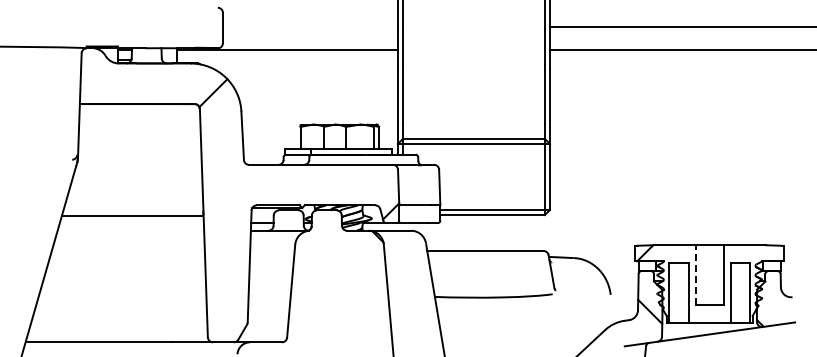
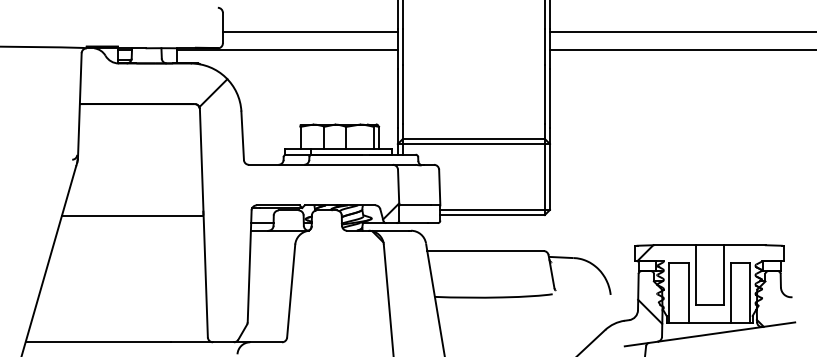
line position: (681, 27) -> (681, 32) (681, 32)
line: none -> present (309, 32)
line: dashed -> solid (695, 274)
